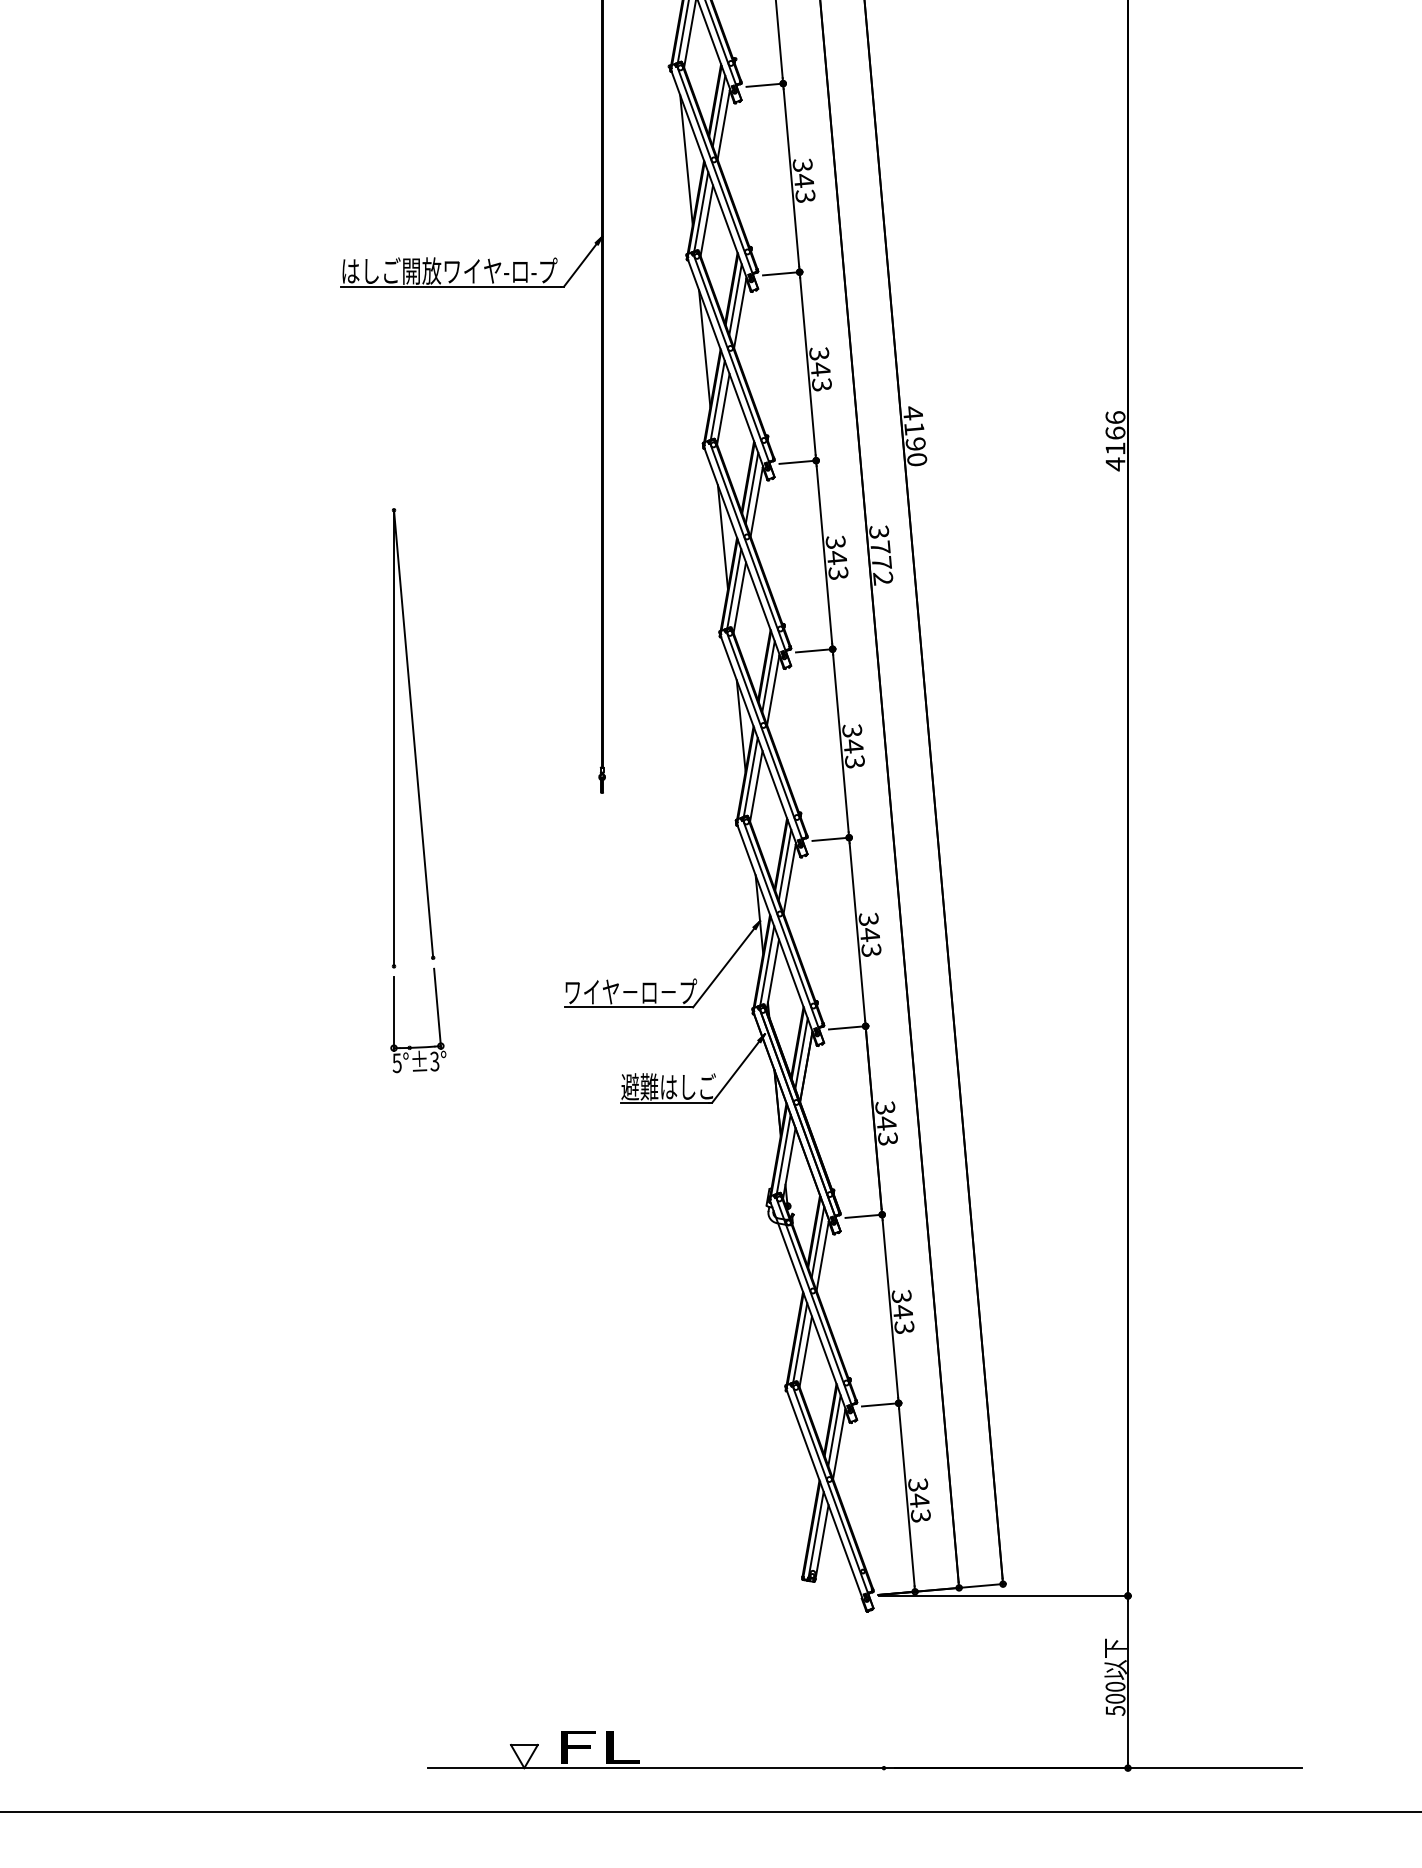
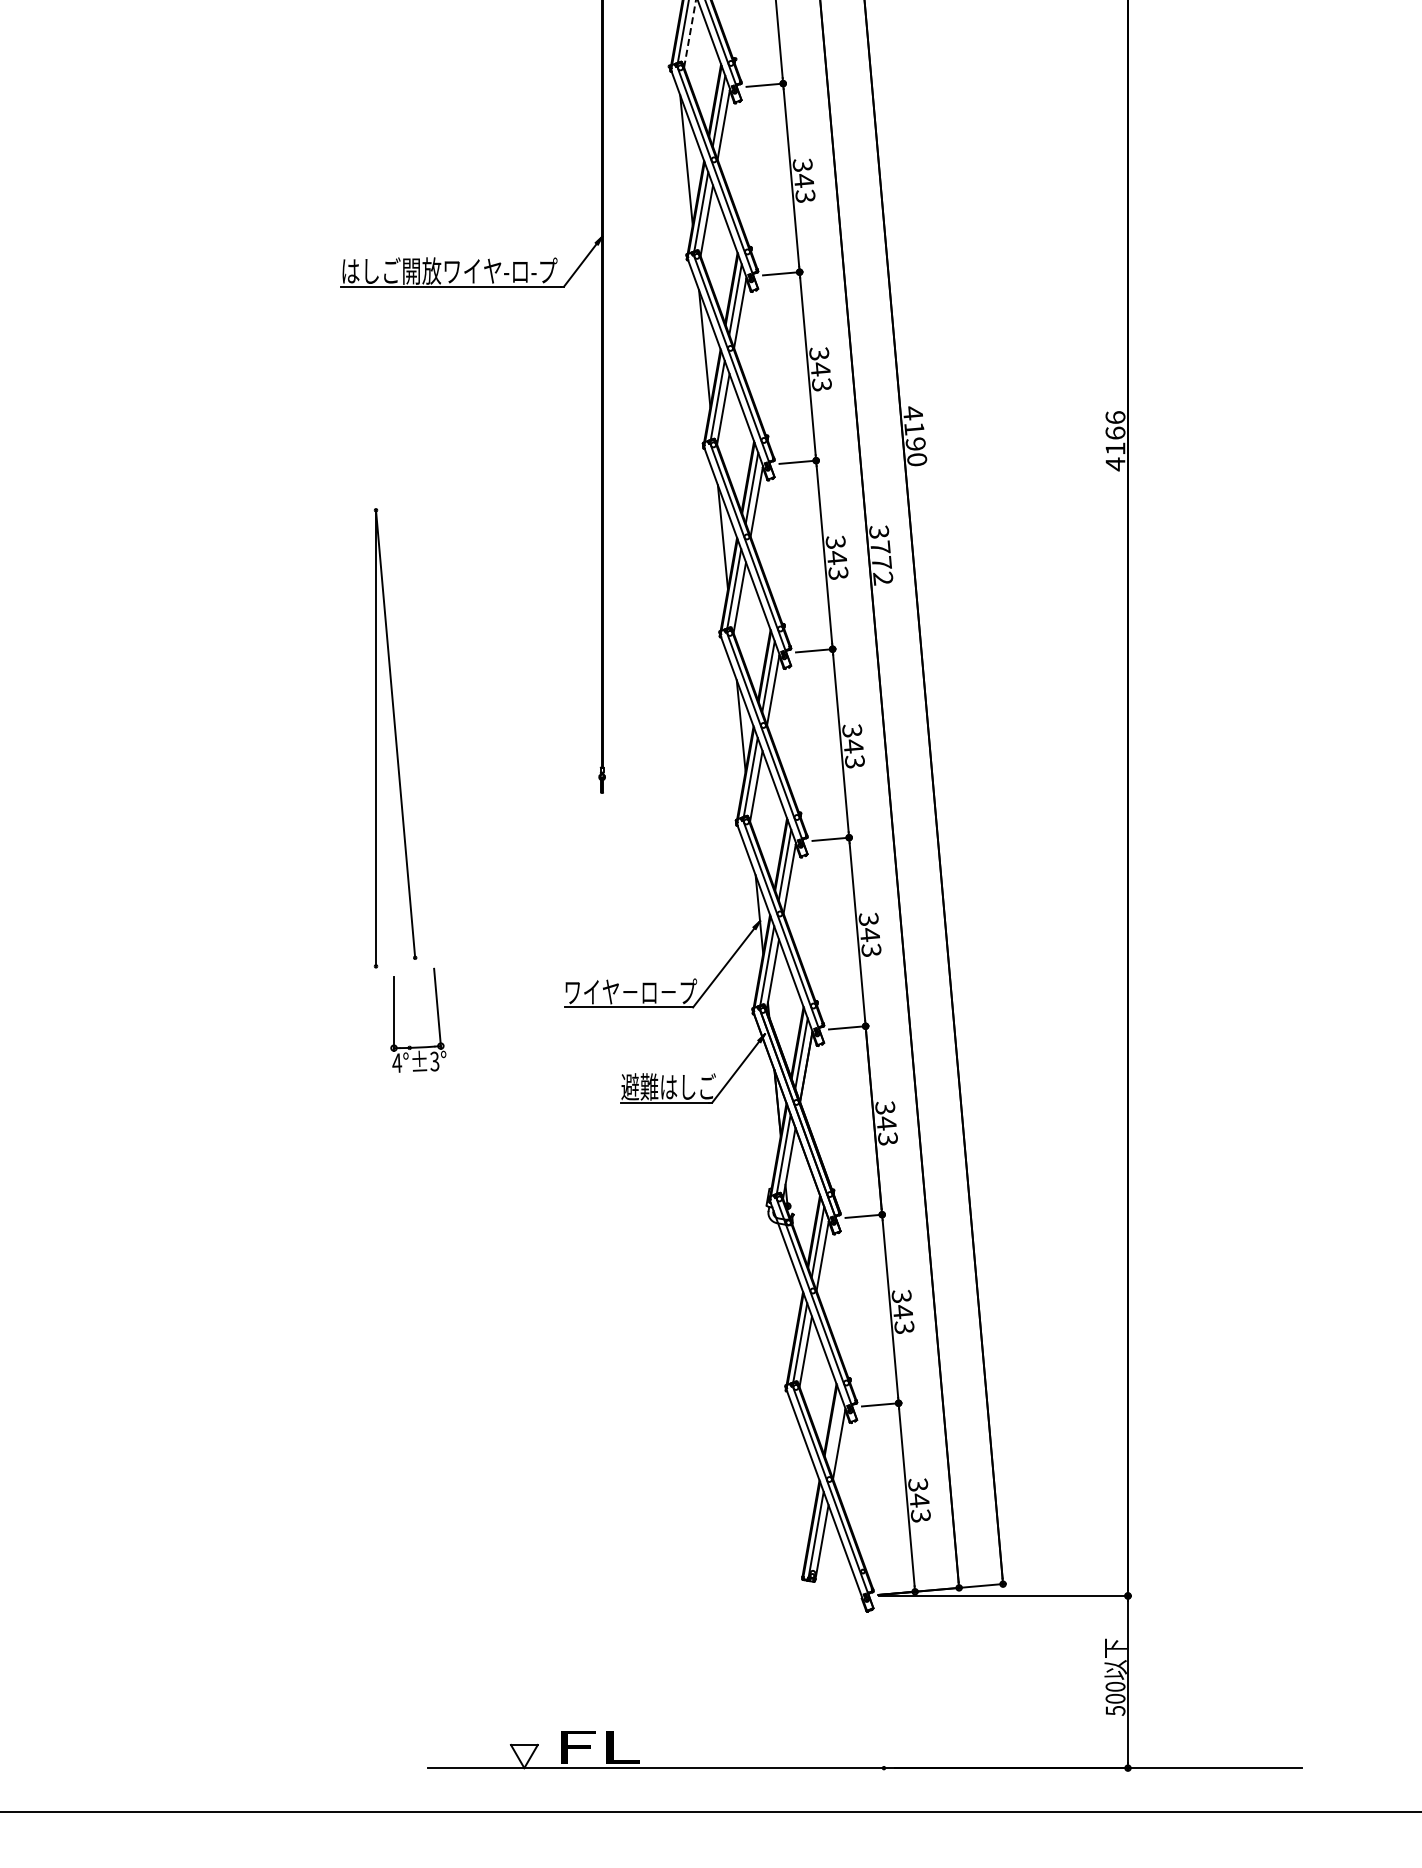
line: solid -> dashed (690, 34)
part position: (413, 738) -> (395, 738) (395, 738)
text: 5°±3° -> 4°±3° (397, 1063)
line: present -> none (834, 1430)
